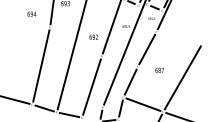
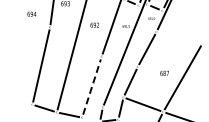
text position: (93, 36) -> (94, 24) (94, 24)
text position: (159, 69) -> (164, 72) (164, 72)
line: solid -> dashed (91, 87)
line: present -> none (15, 99)
